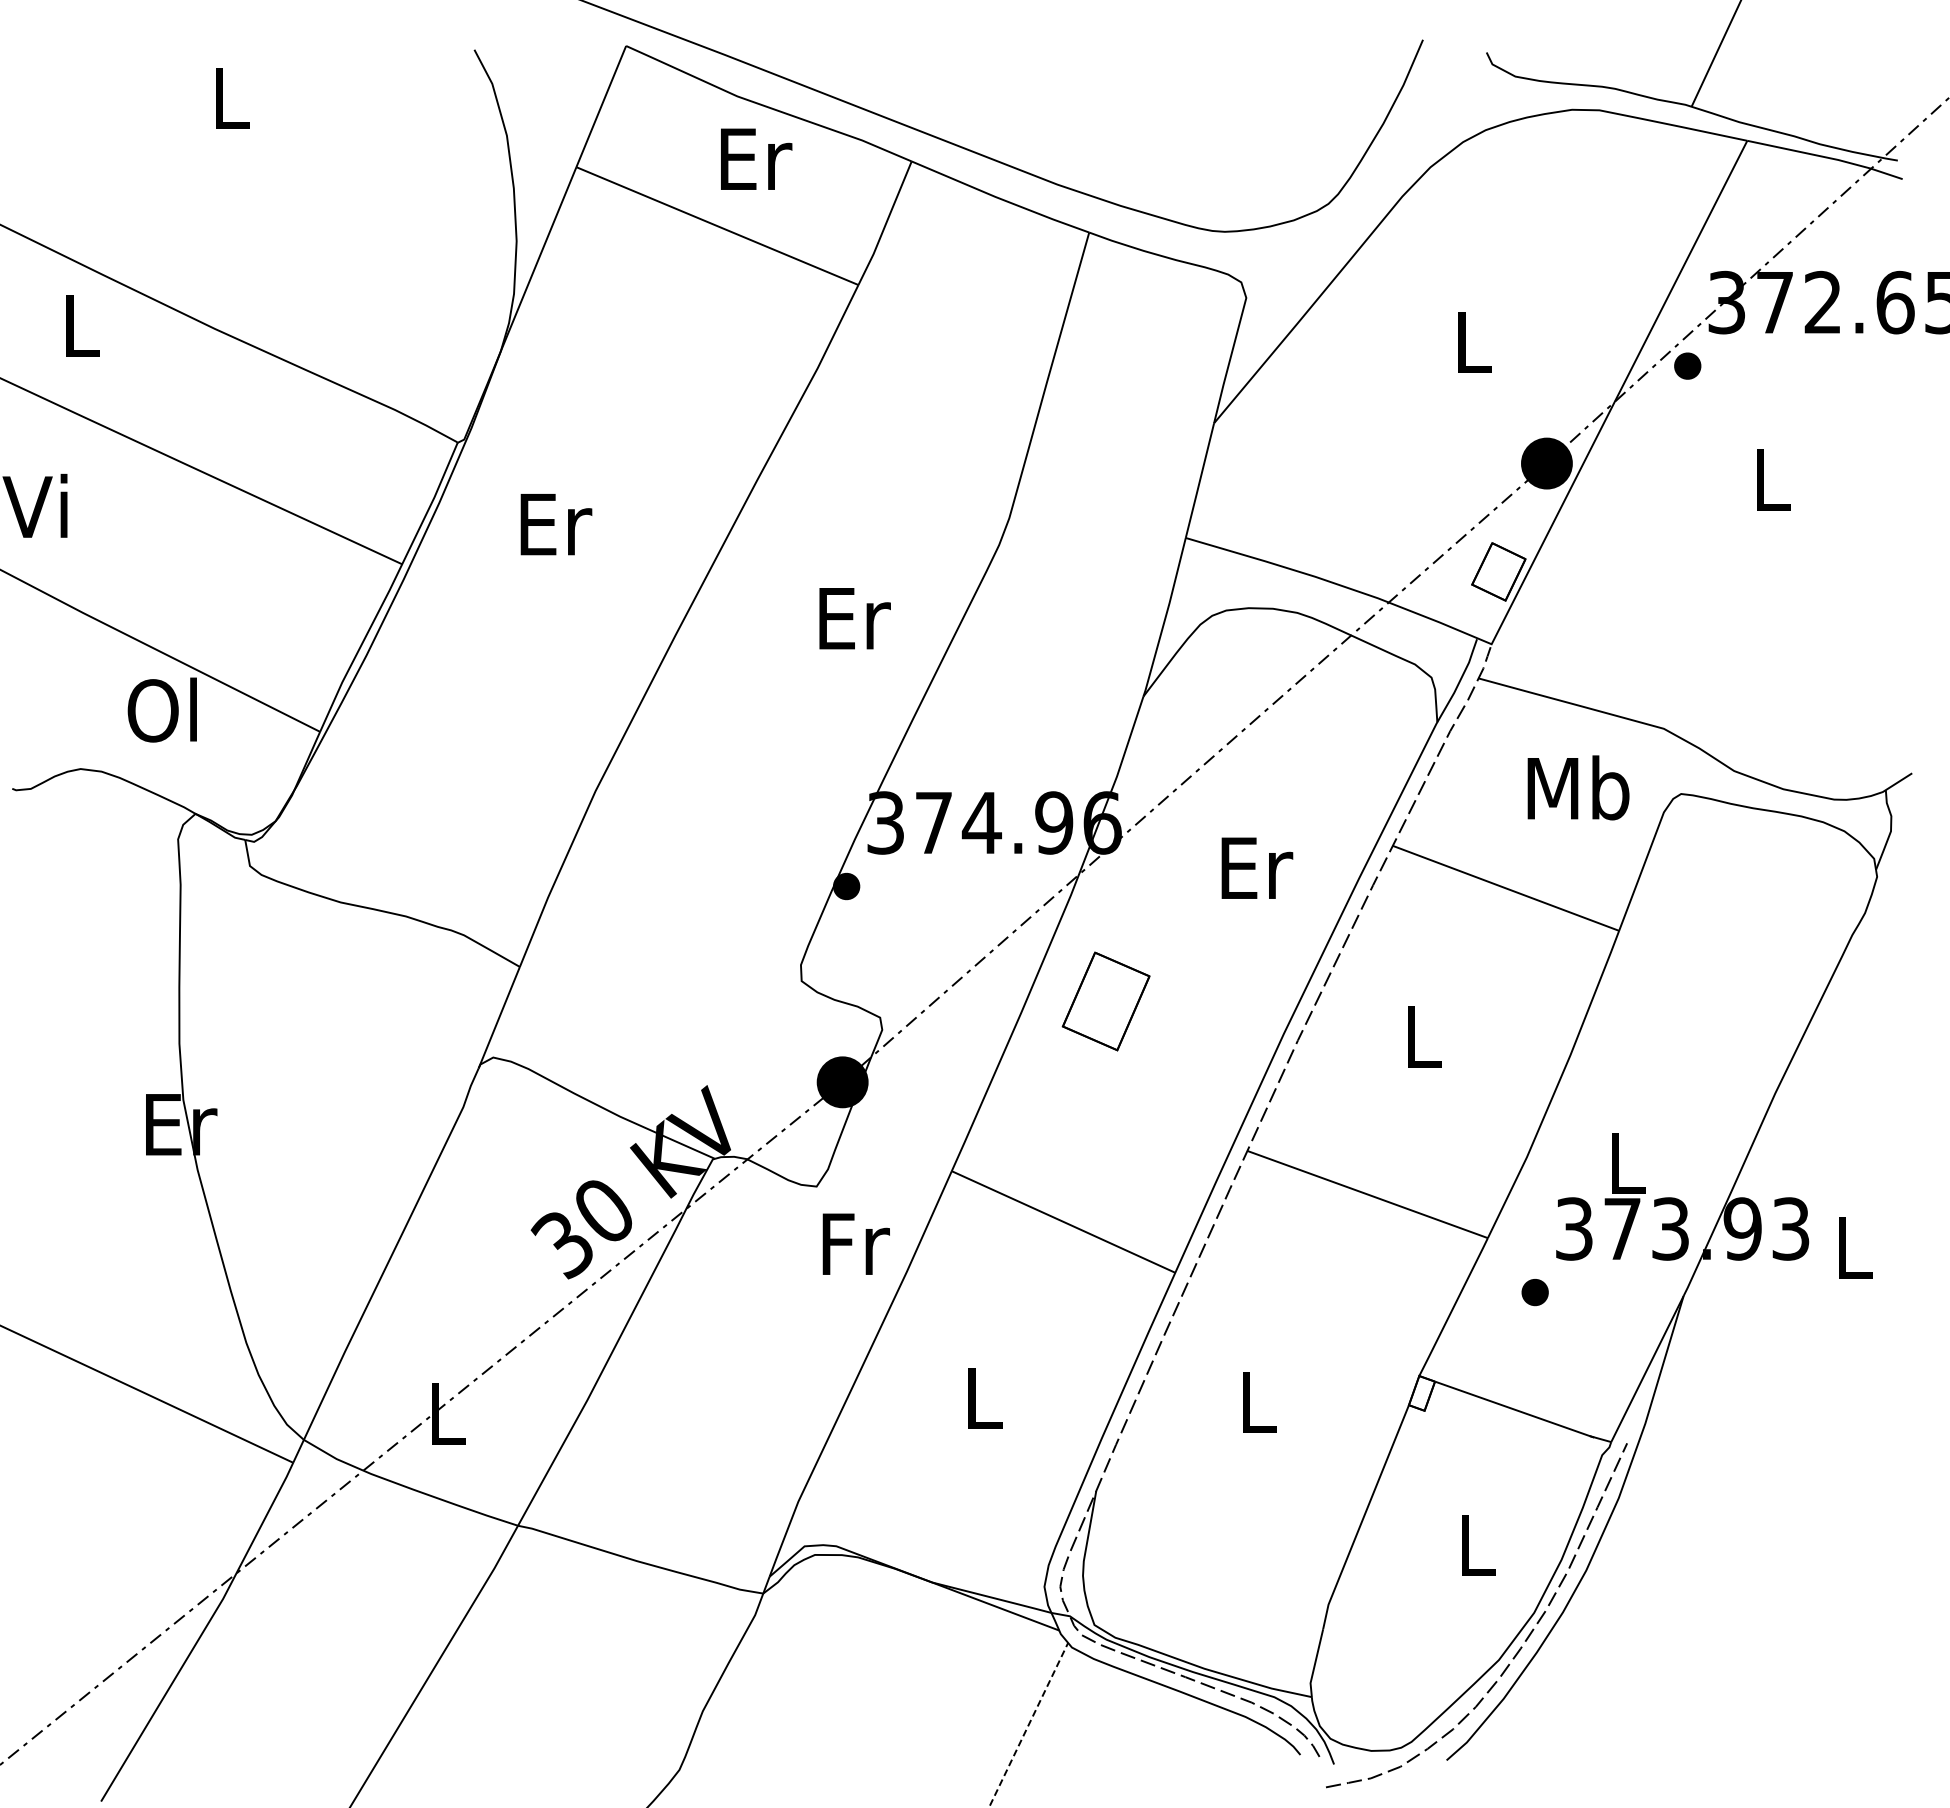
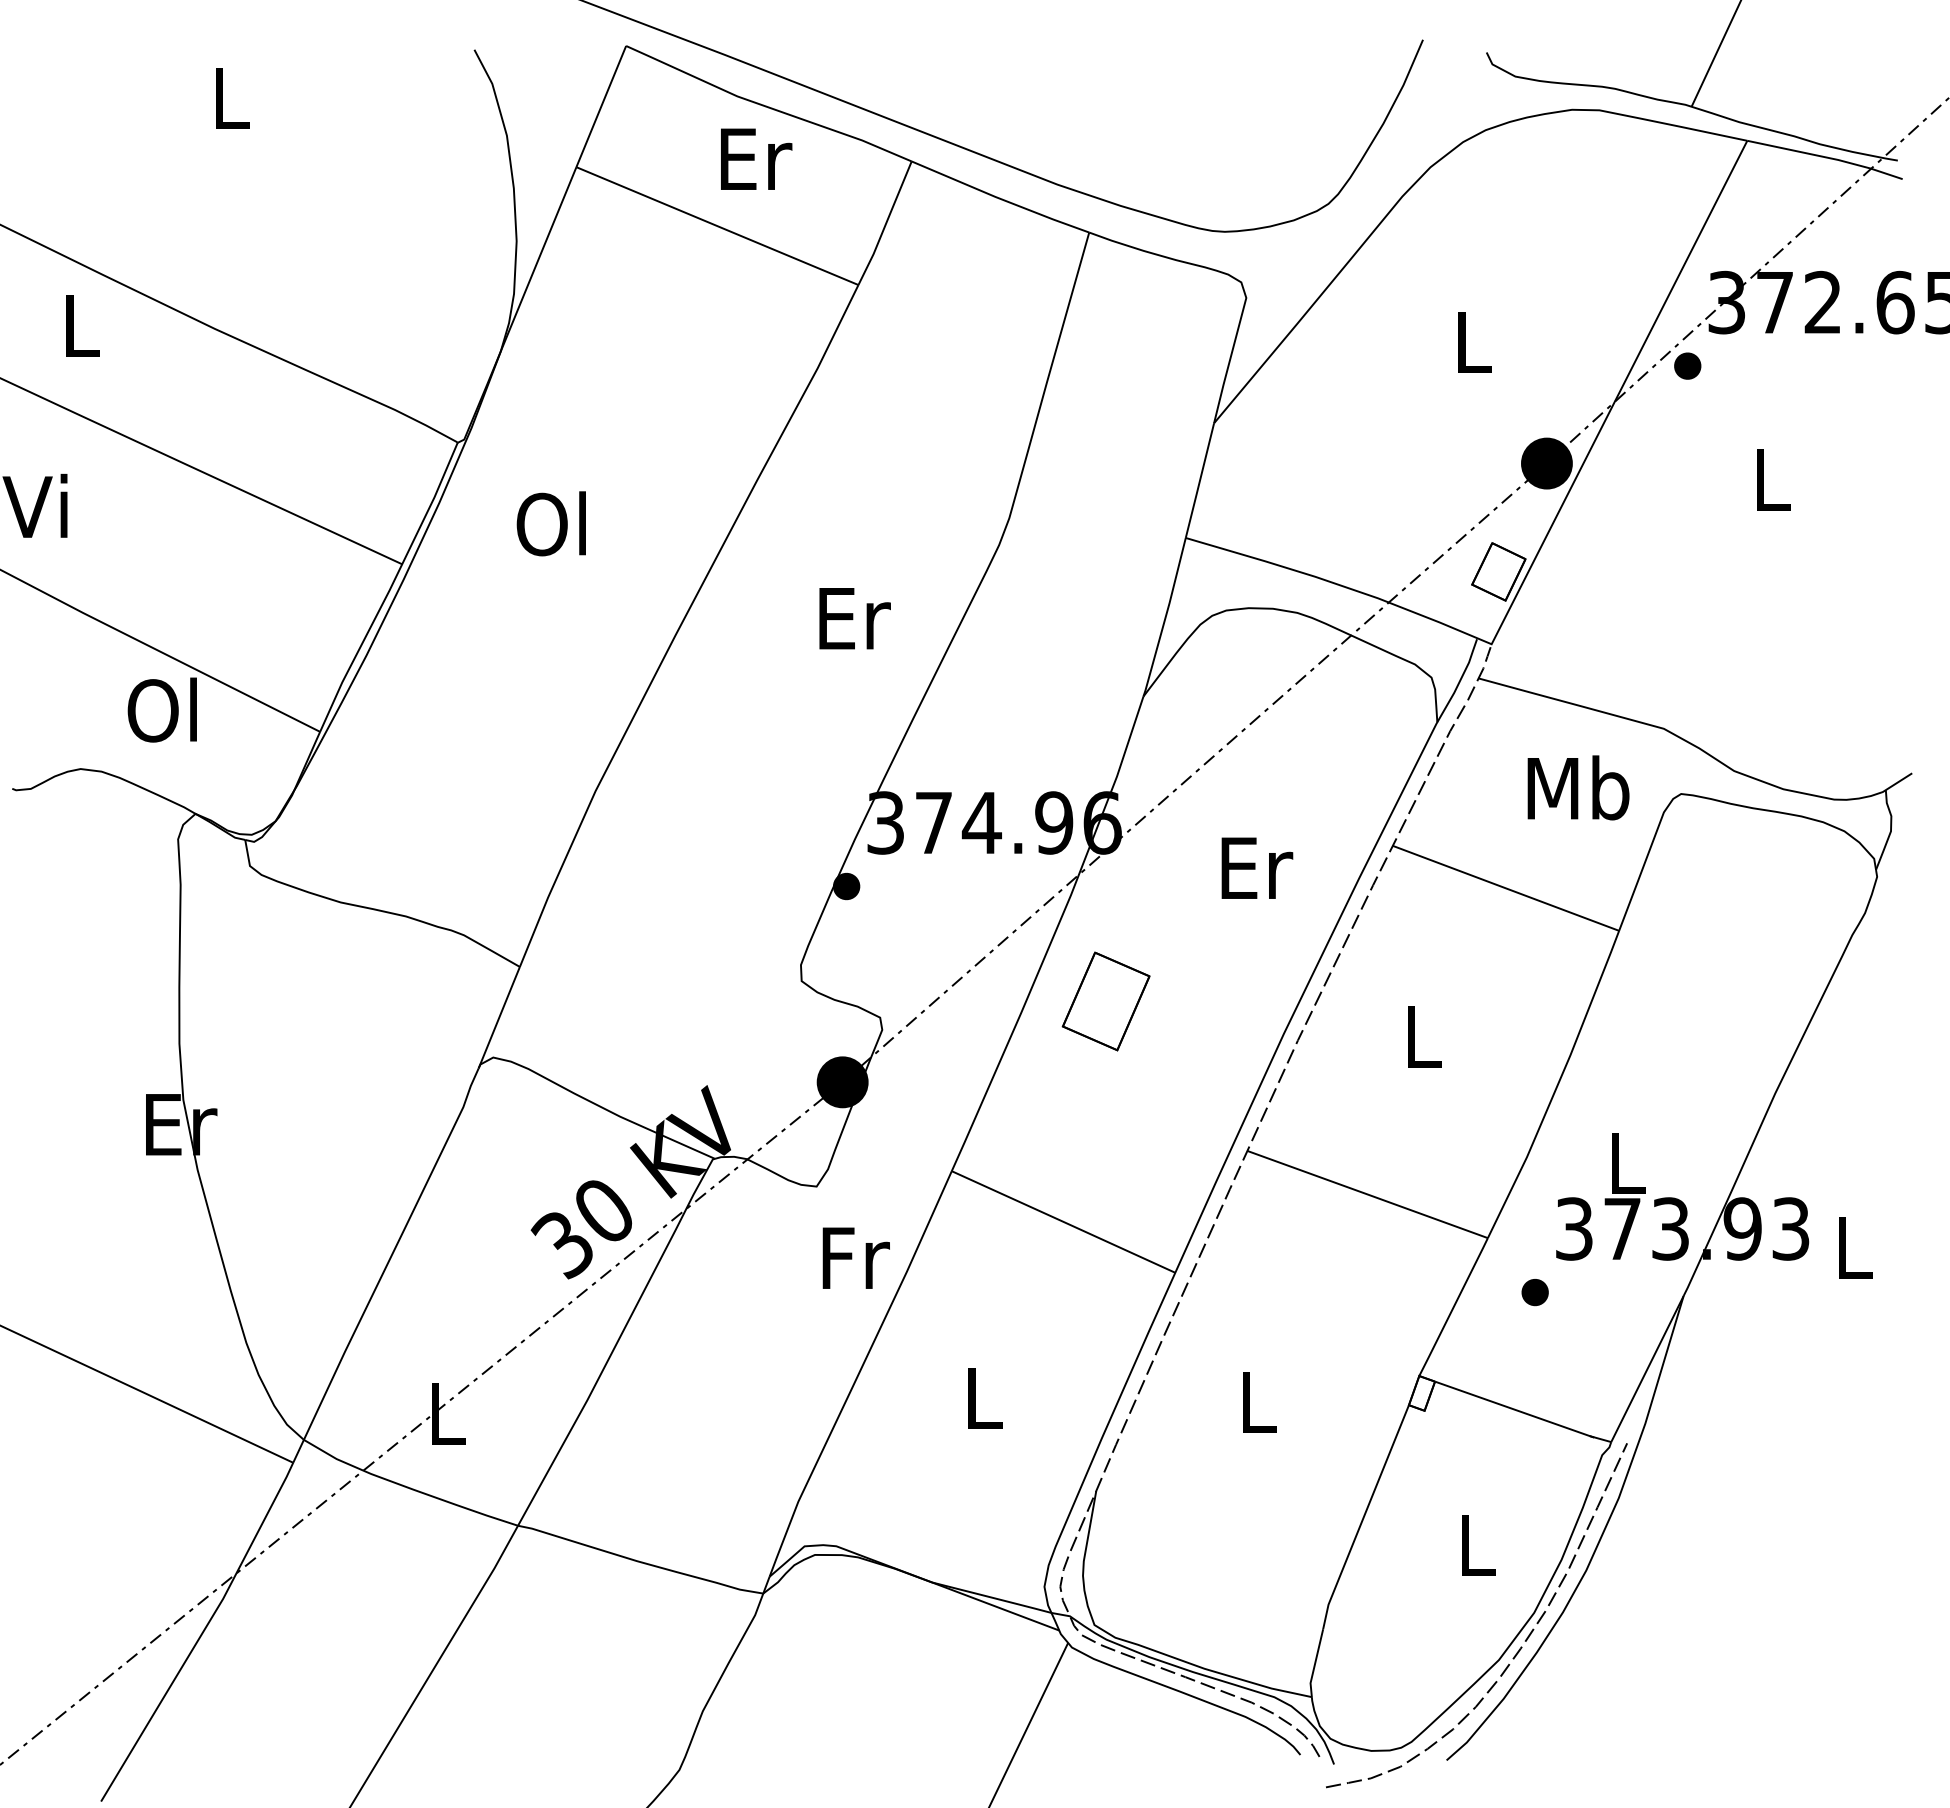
text: Er -> Ol (554, 523)
text position: (855, 1243) -> (855, 1257) (855, 1257)
line: dashed -> solid (1028, 1724)
